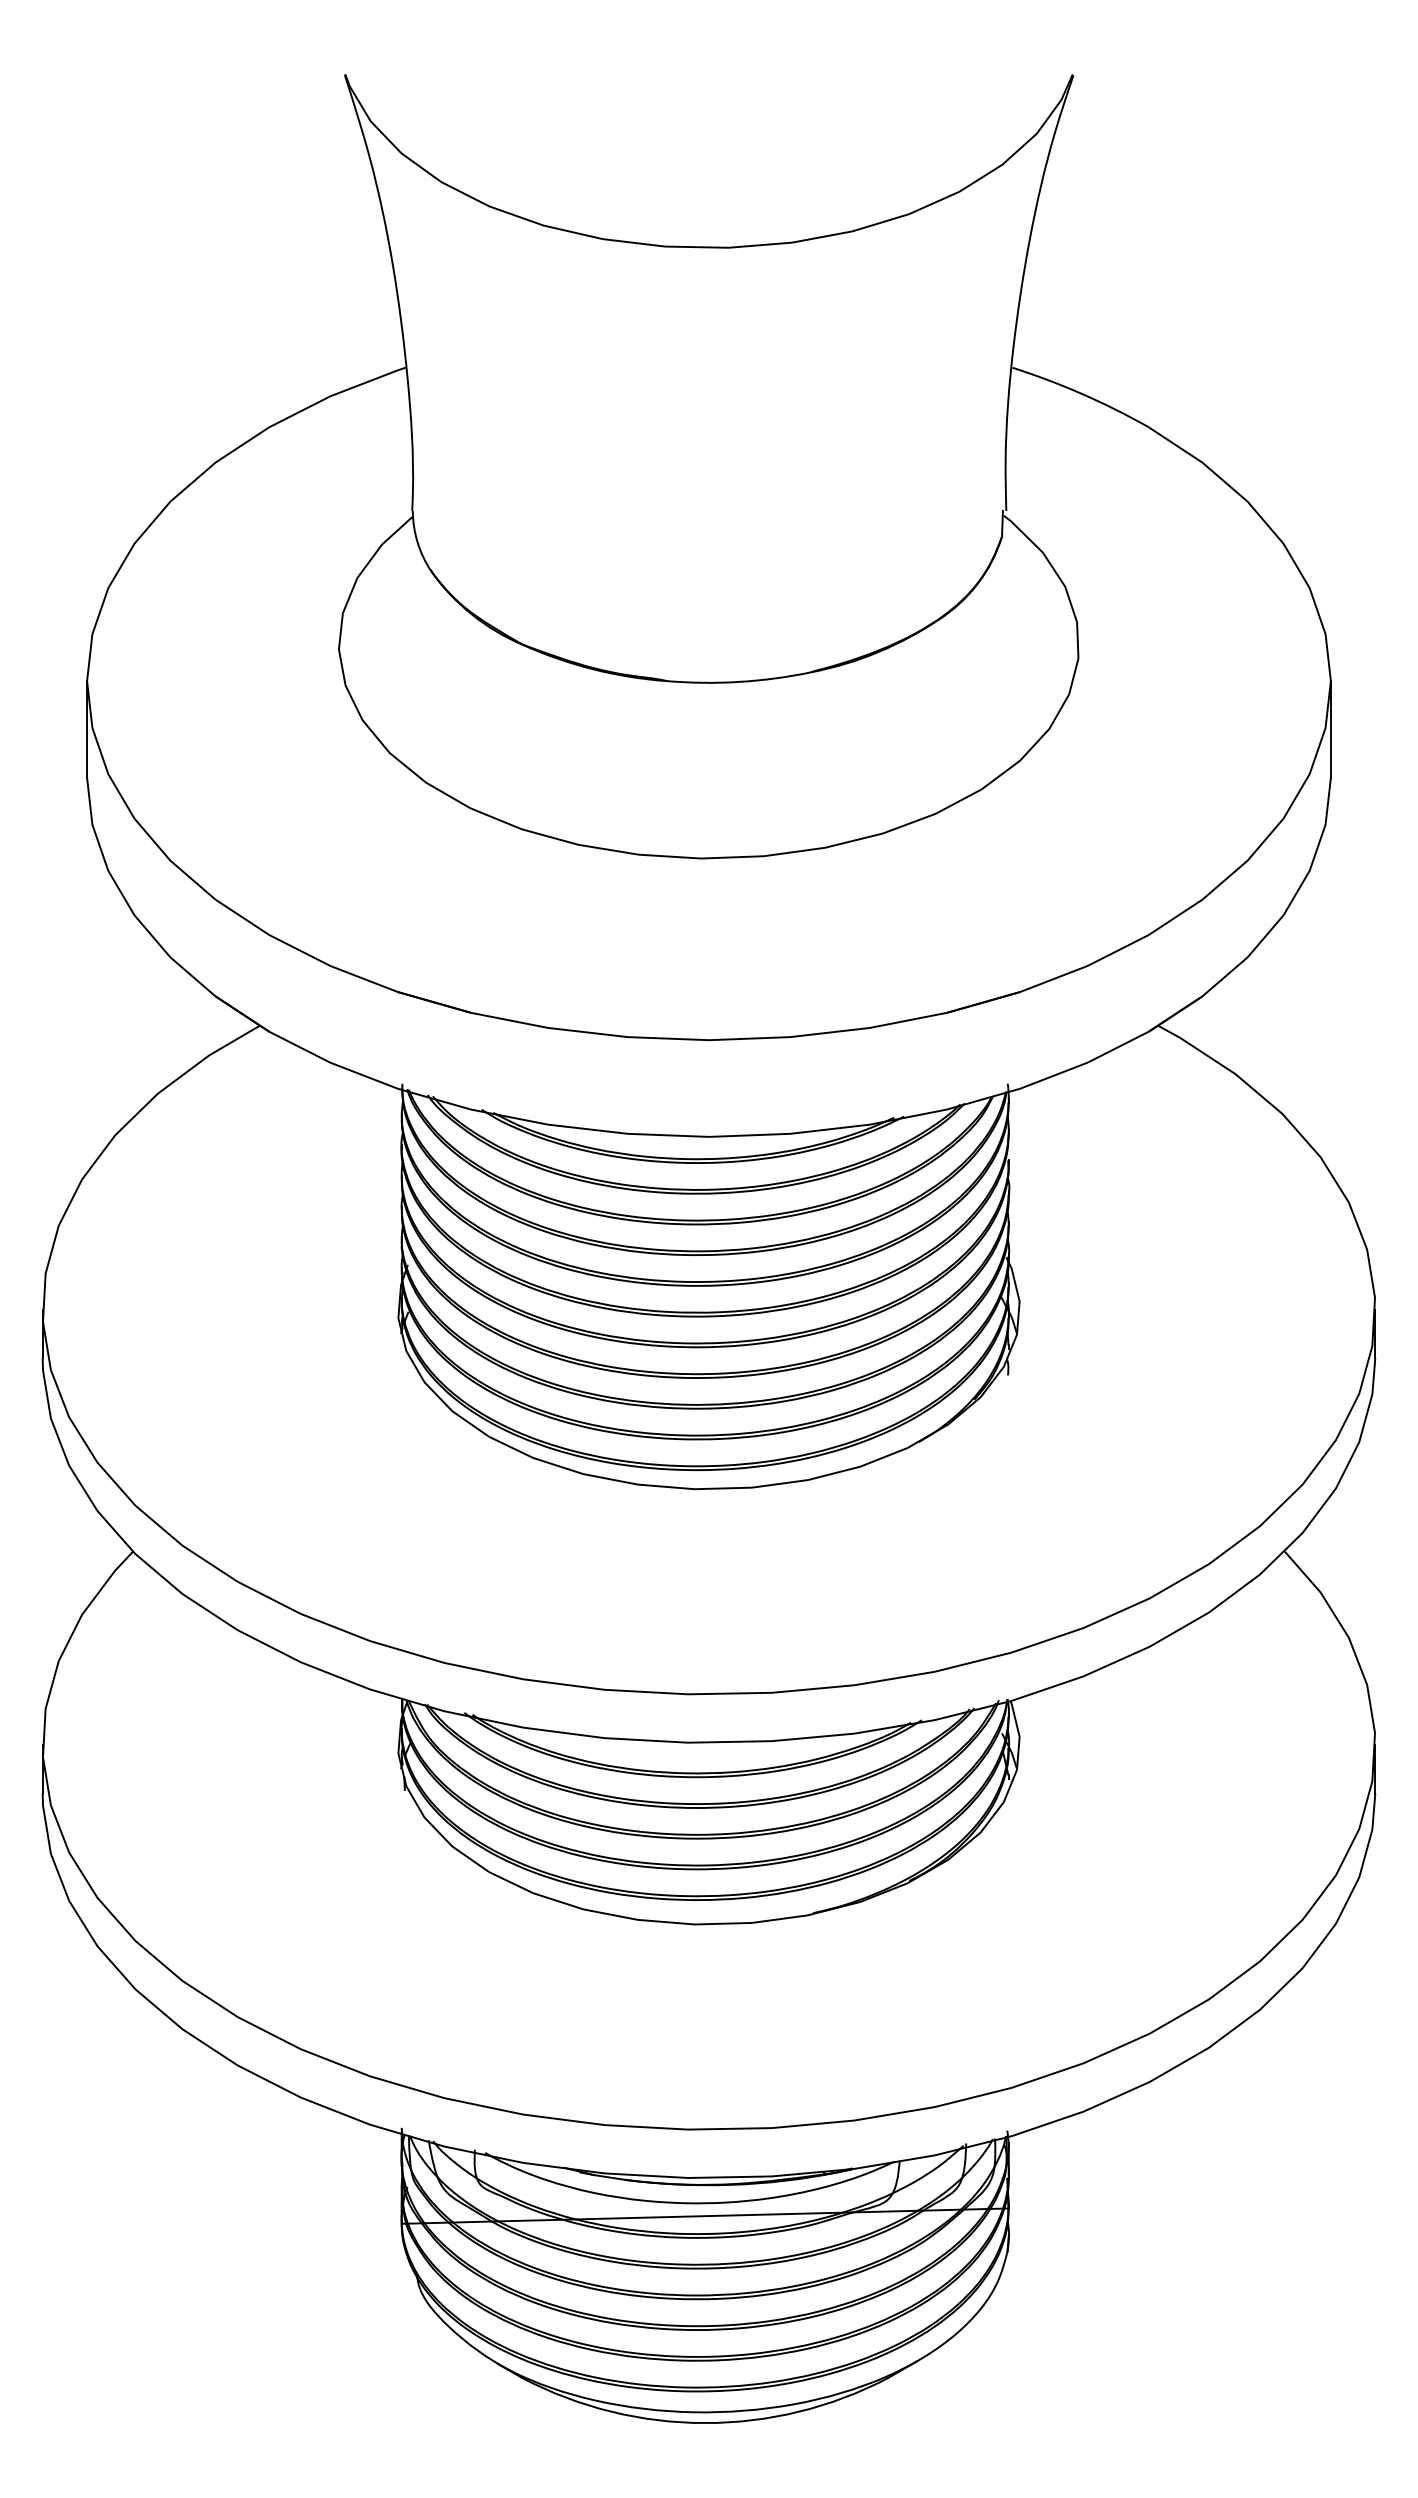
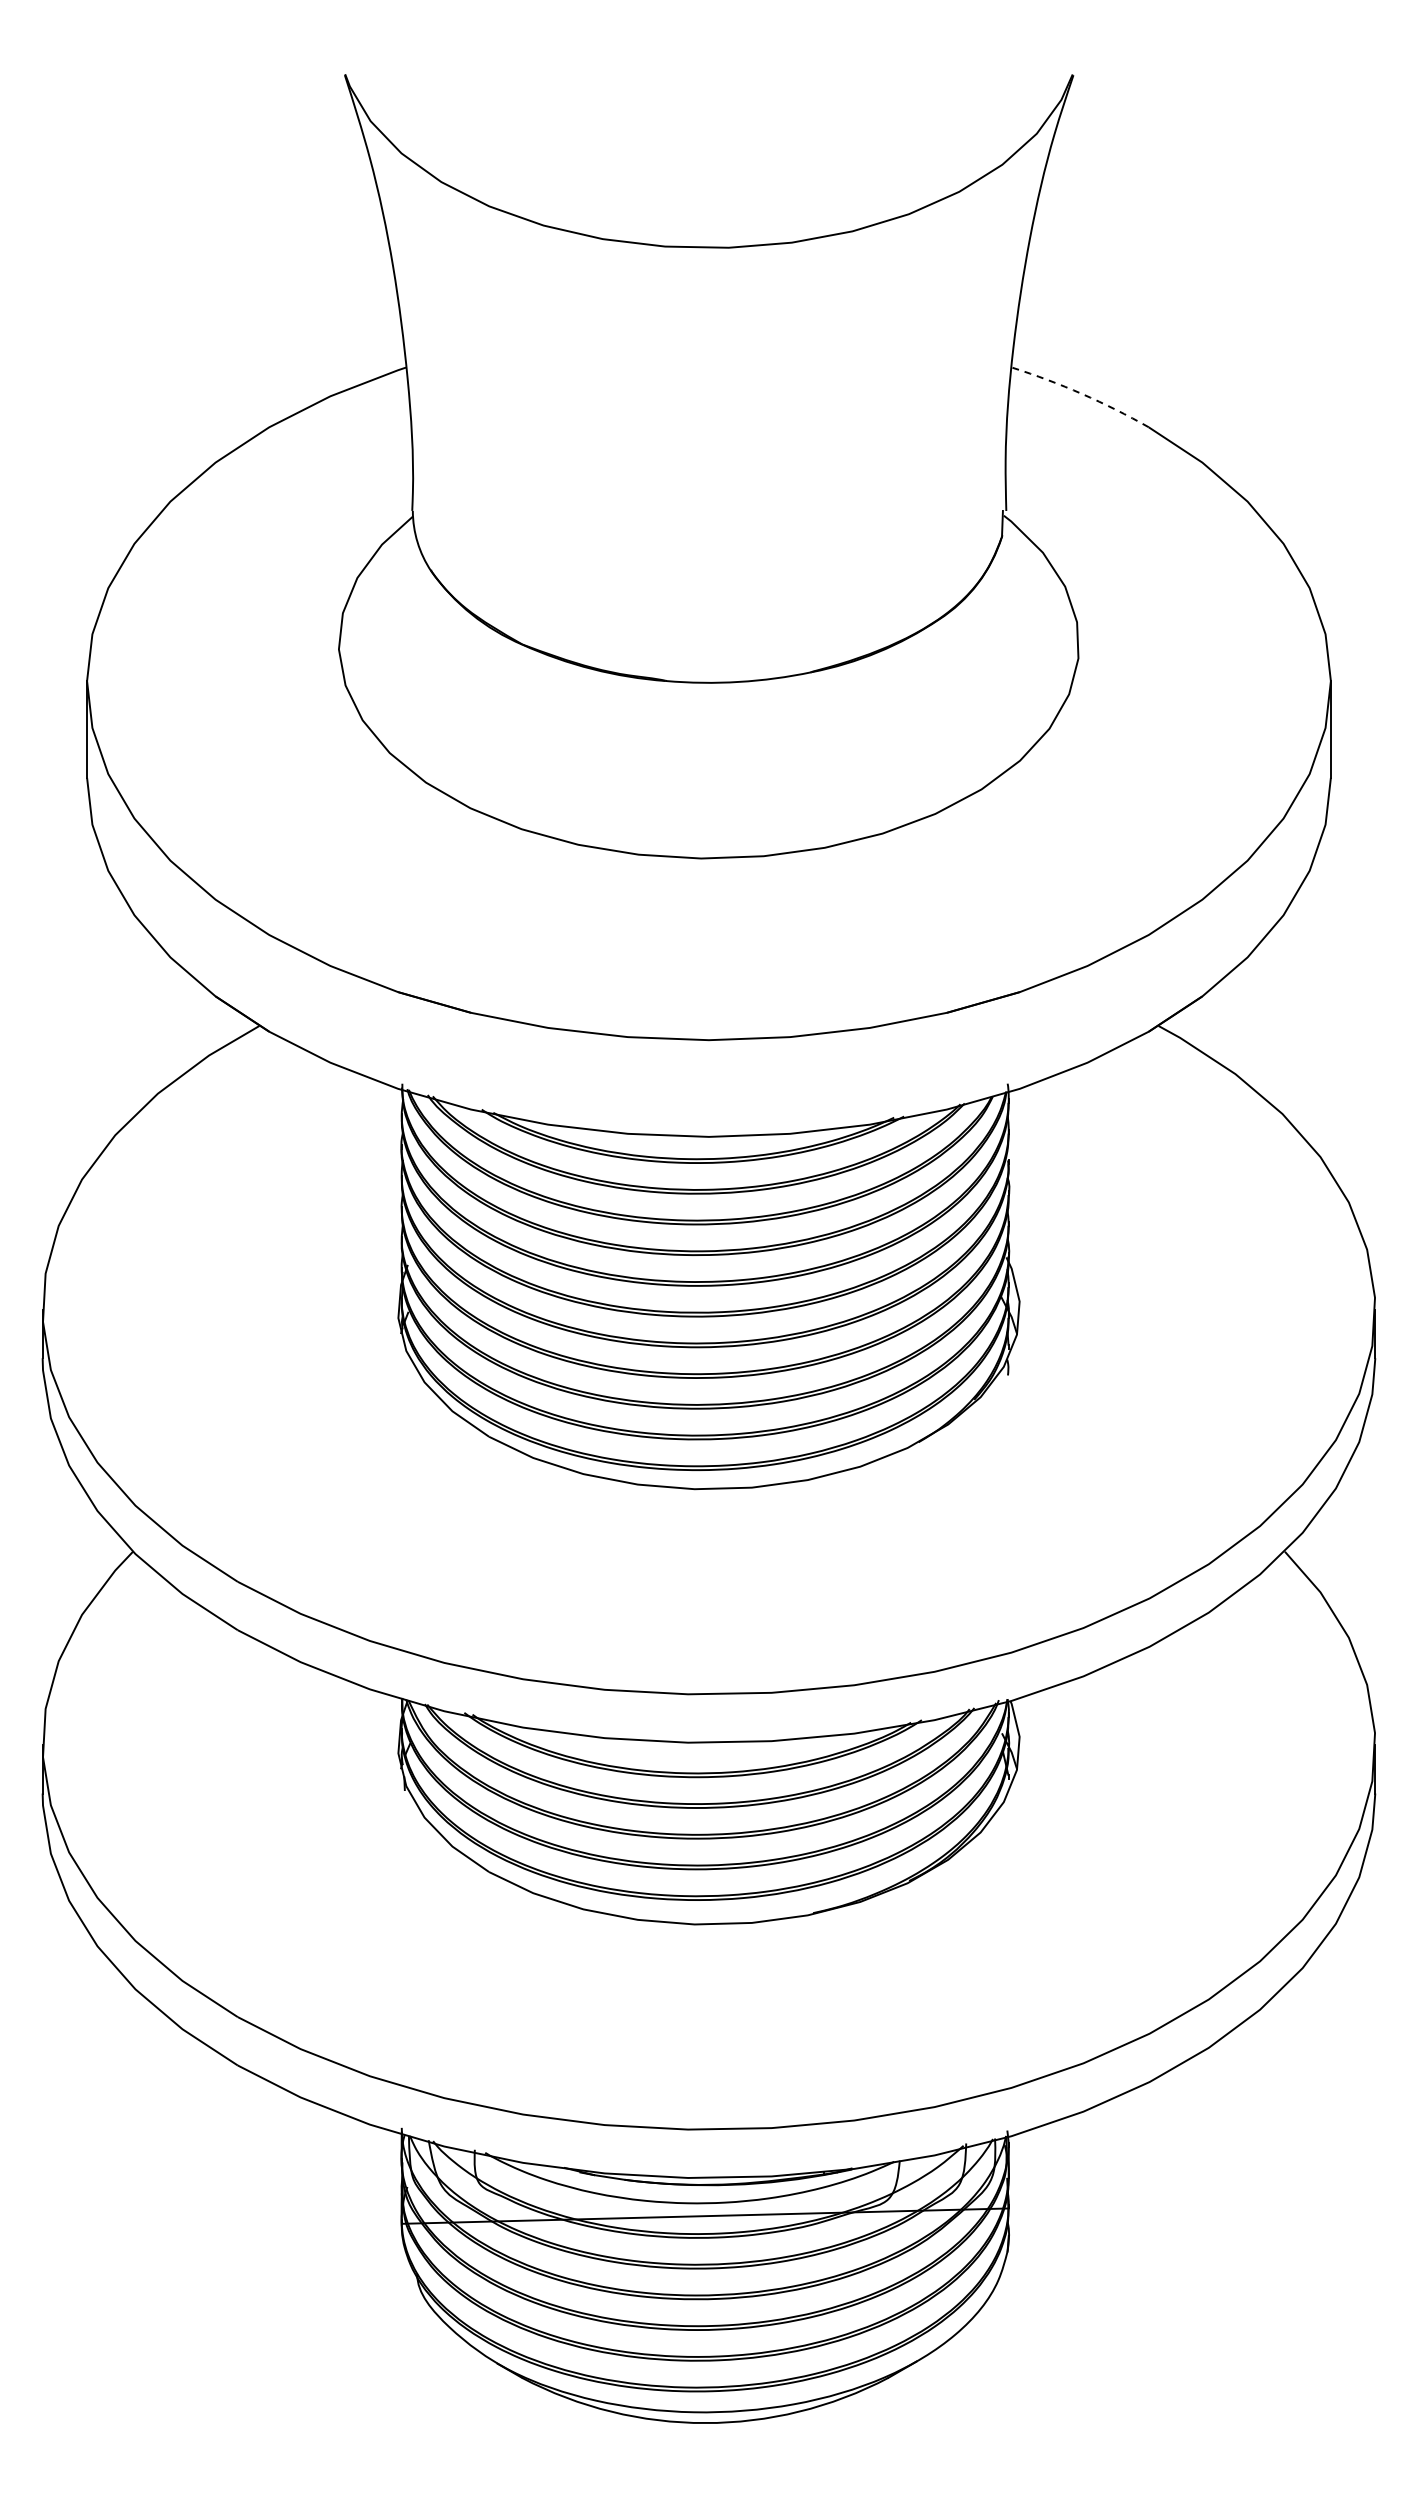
arc: solid -> dashed (1082, 394)
